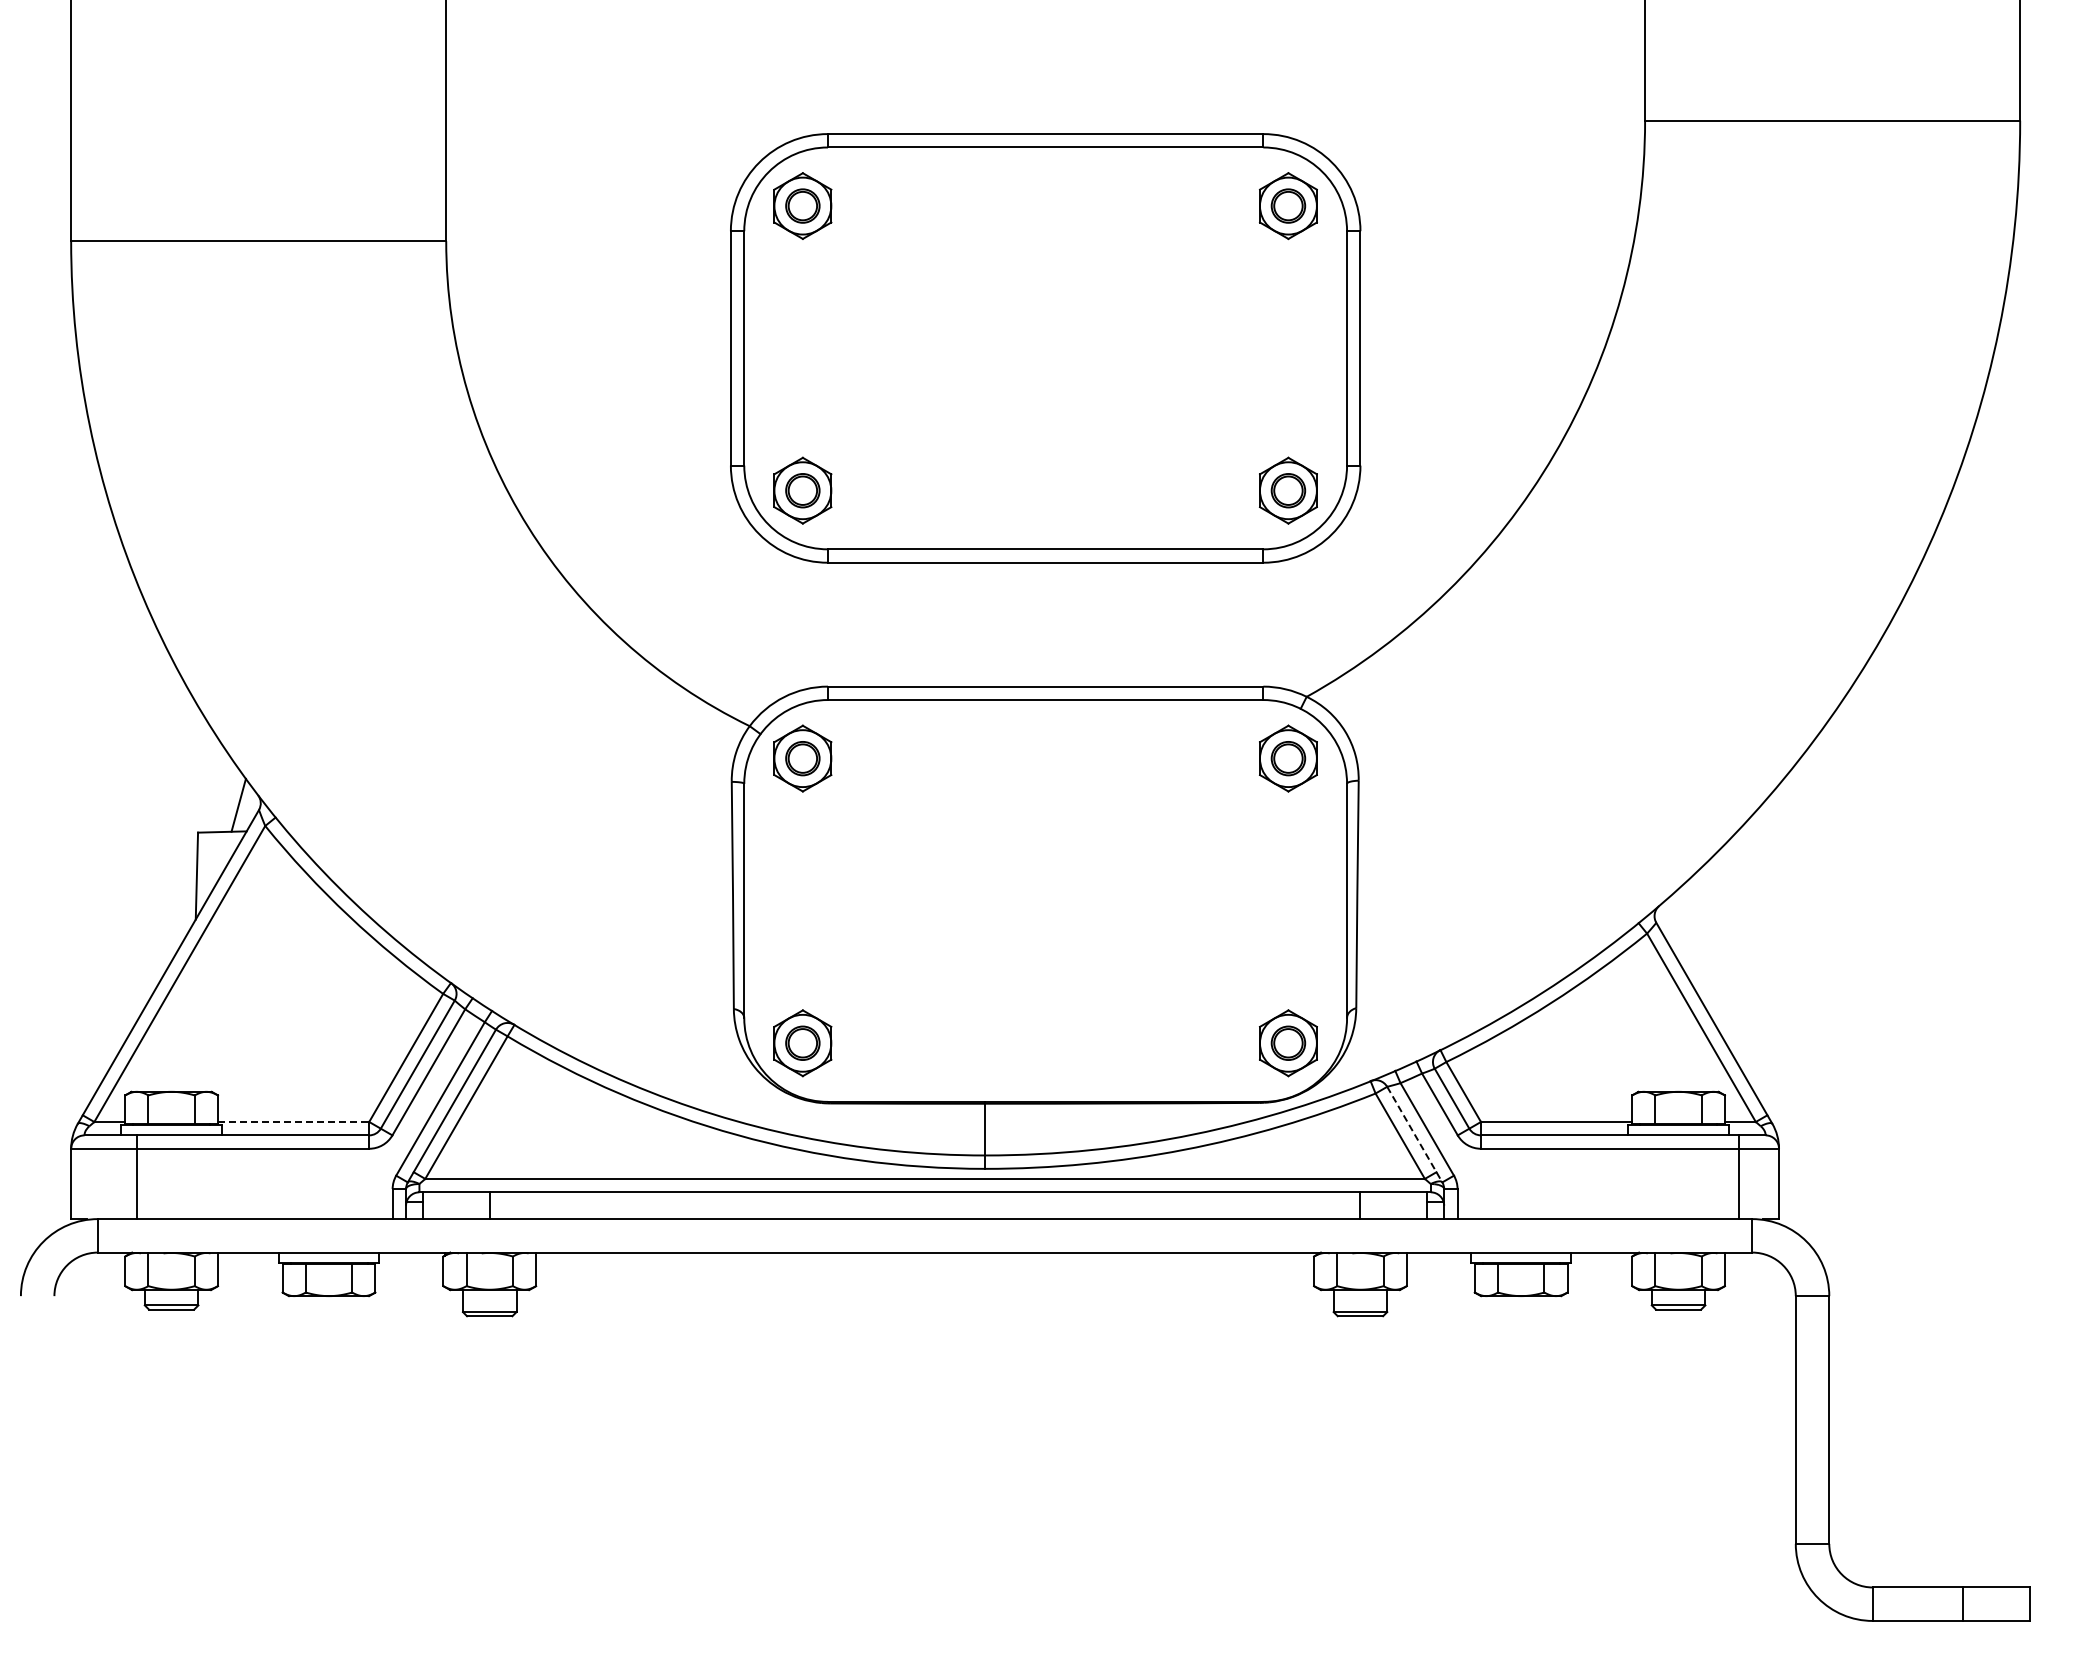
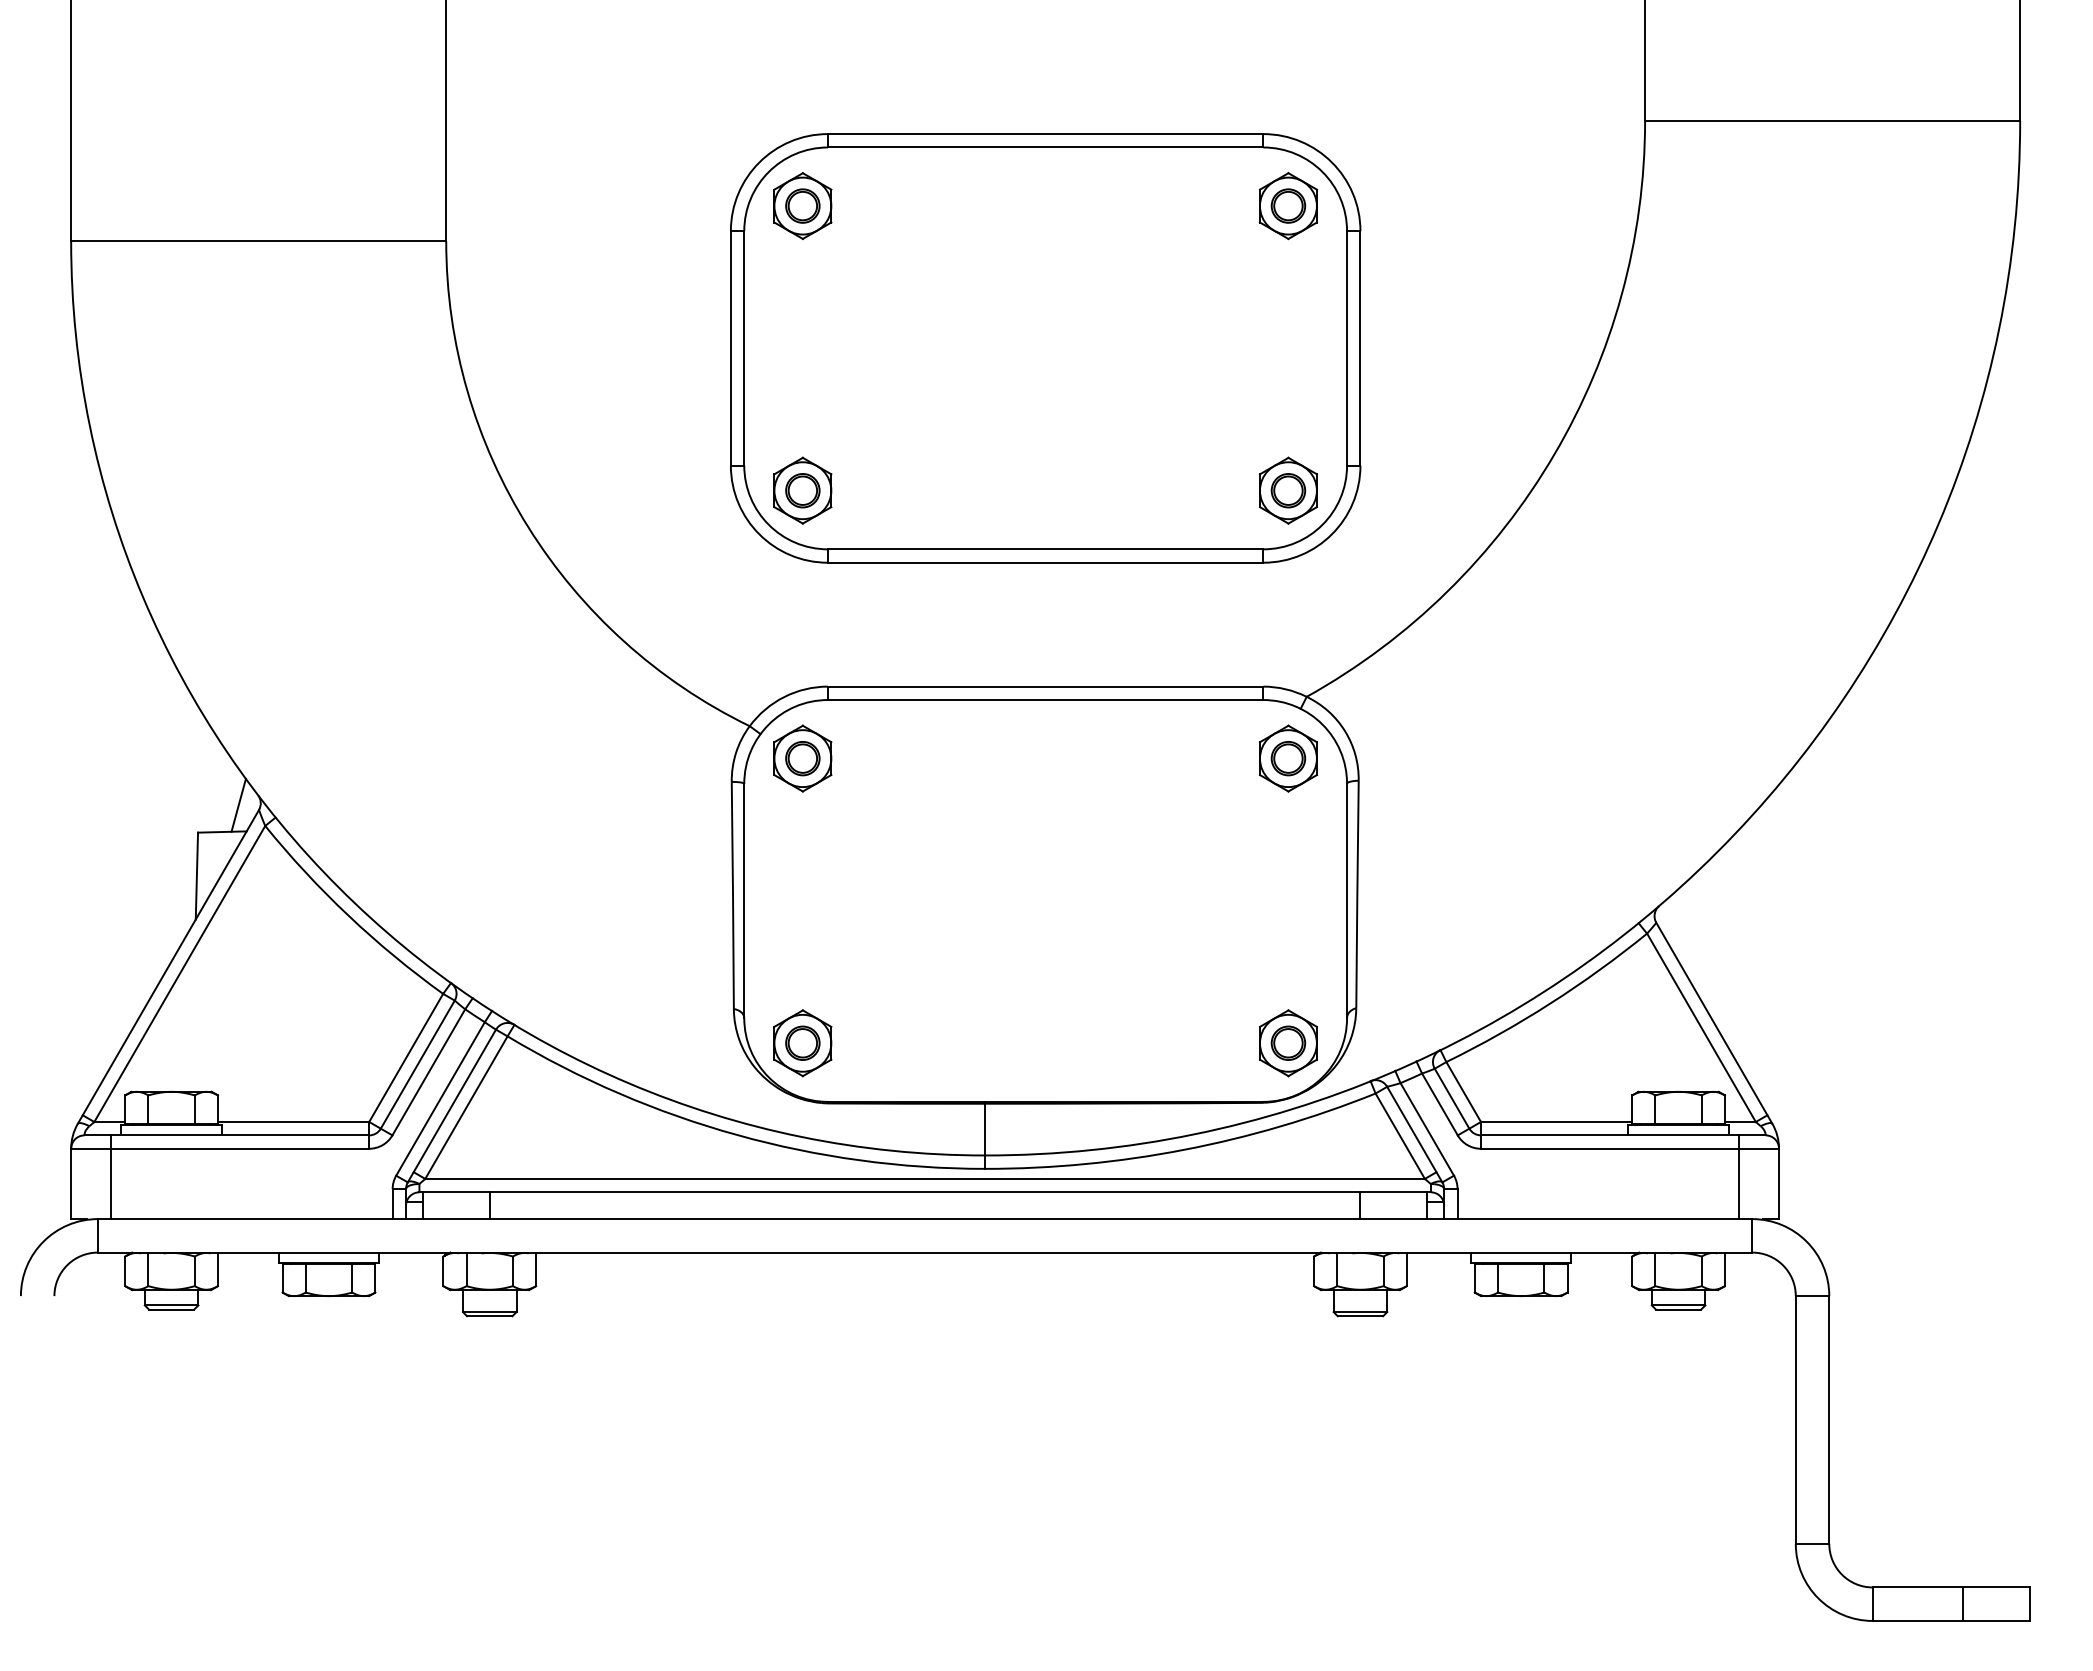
line: dashed -> solid (293, 1121)
line: dashed -> solid (1415, 1135)
line position: (137, 1177) -> (111, 1177) (111, 1177)
